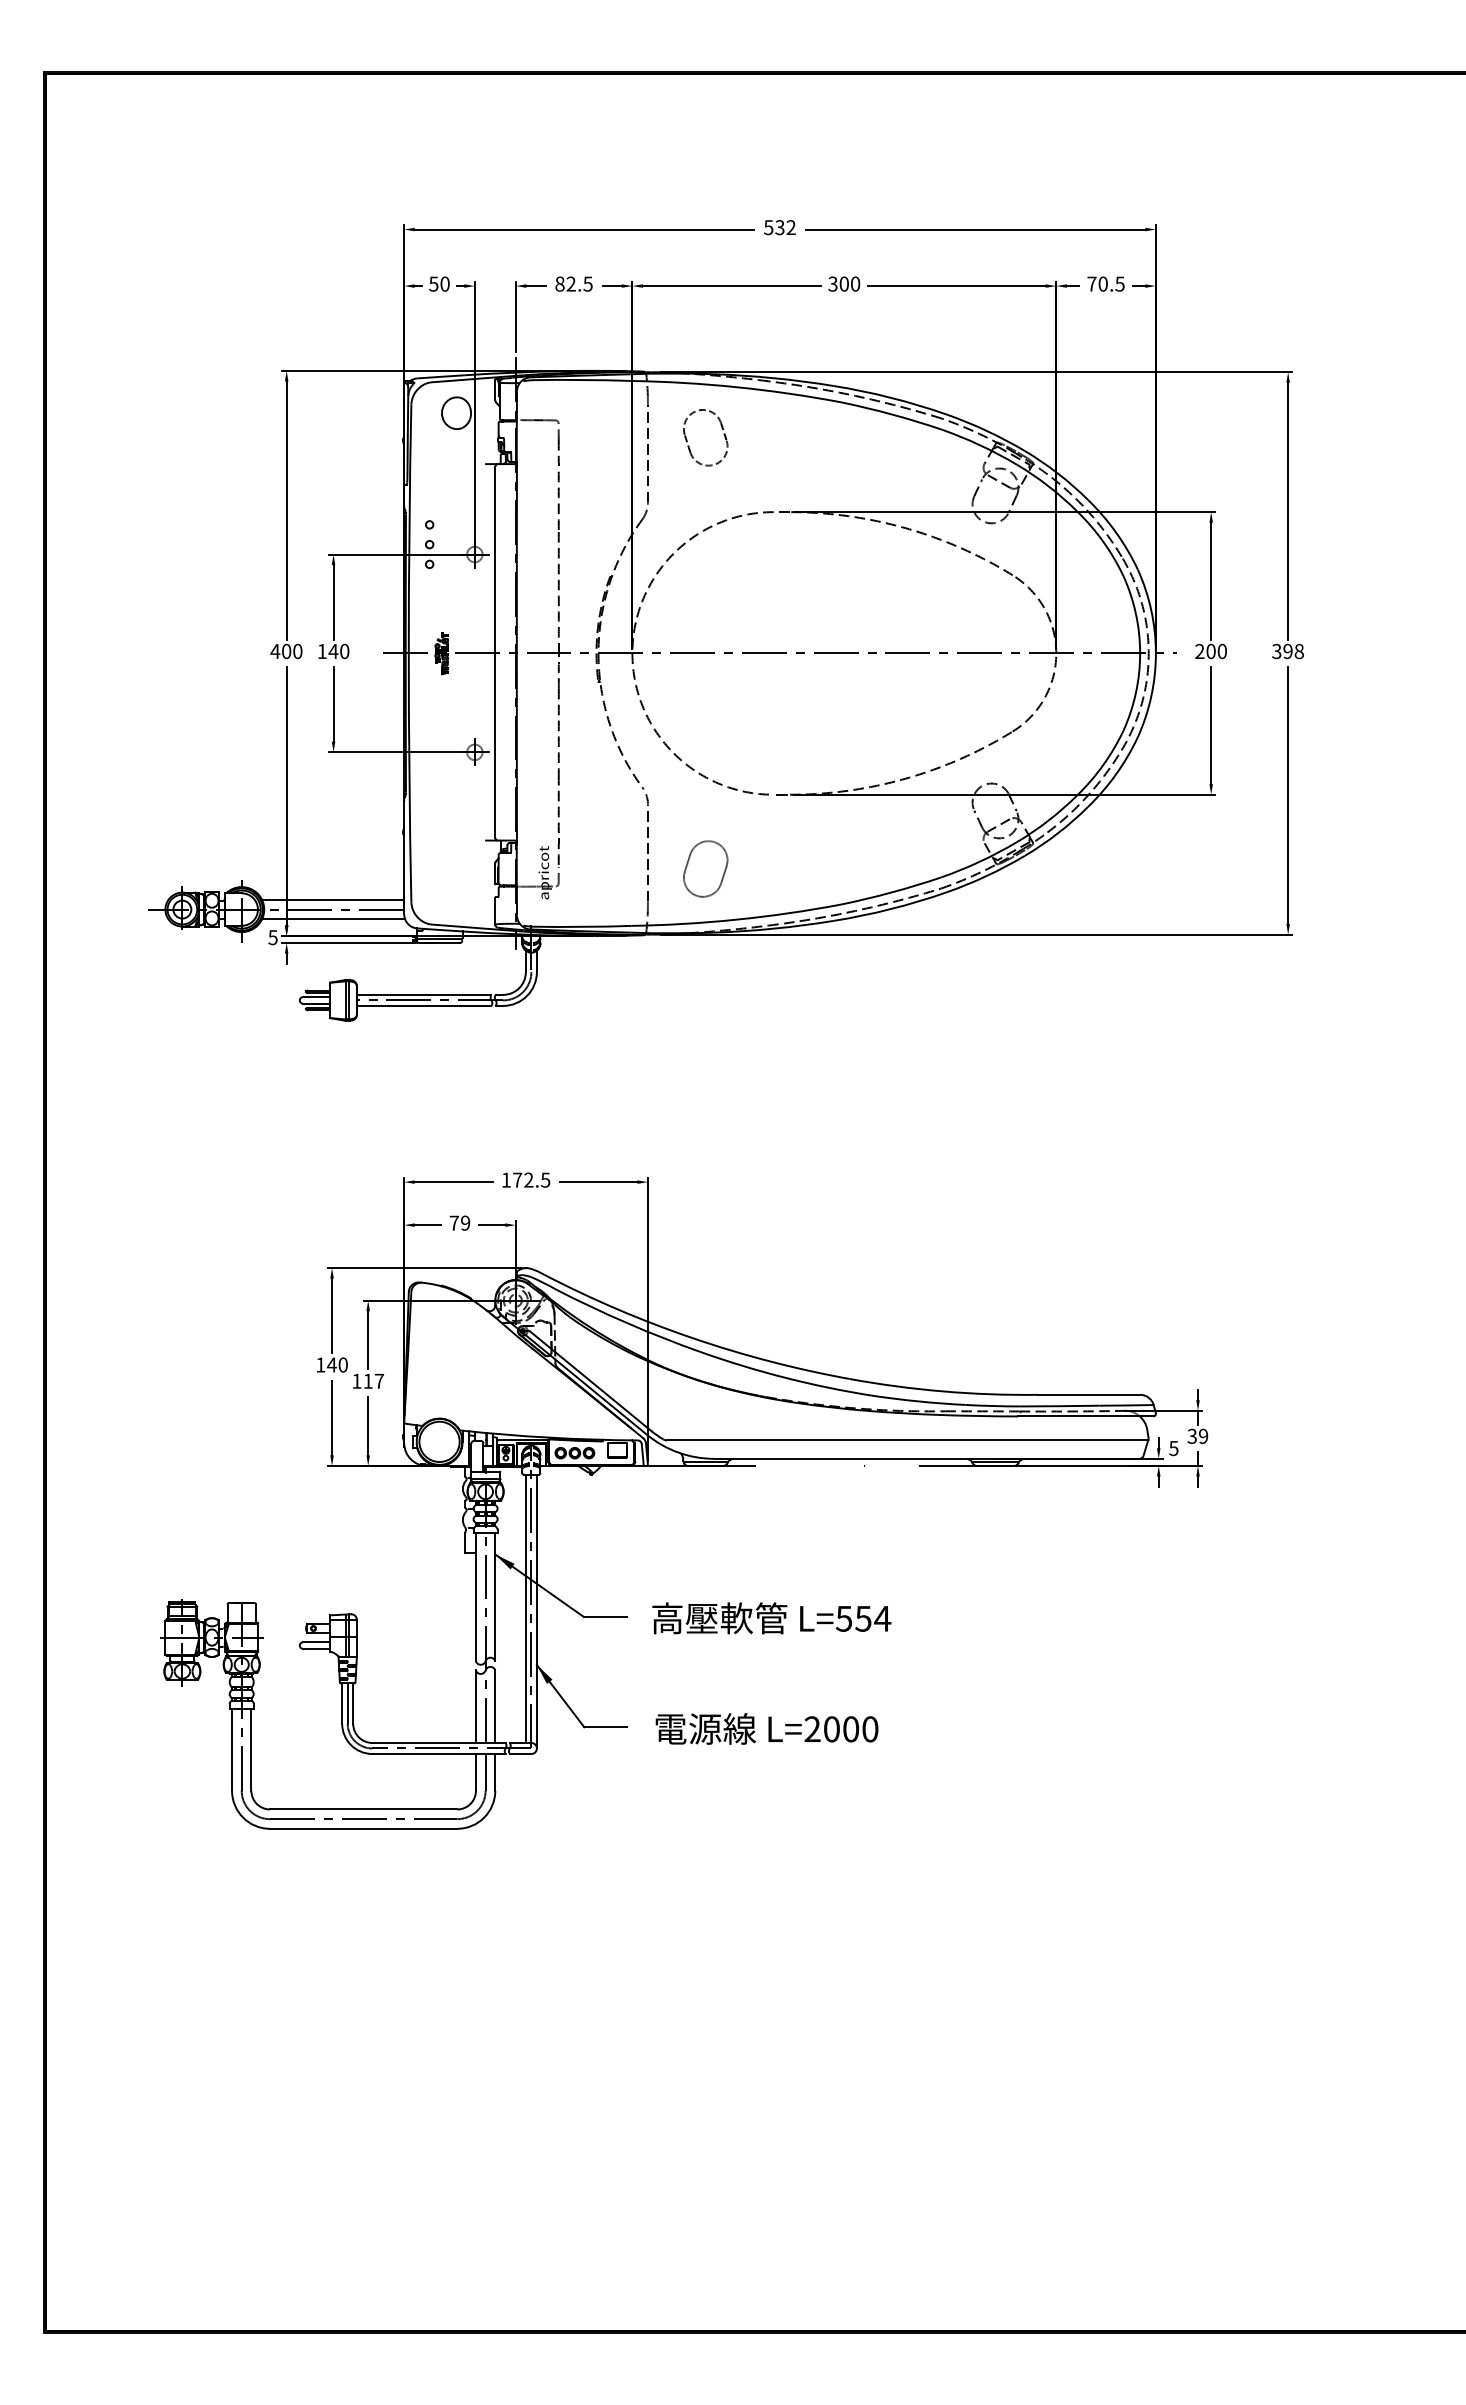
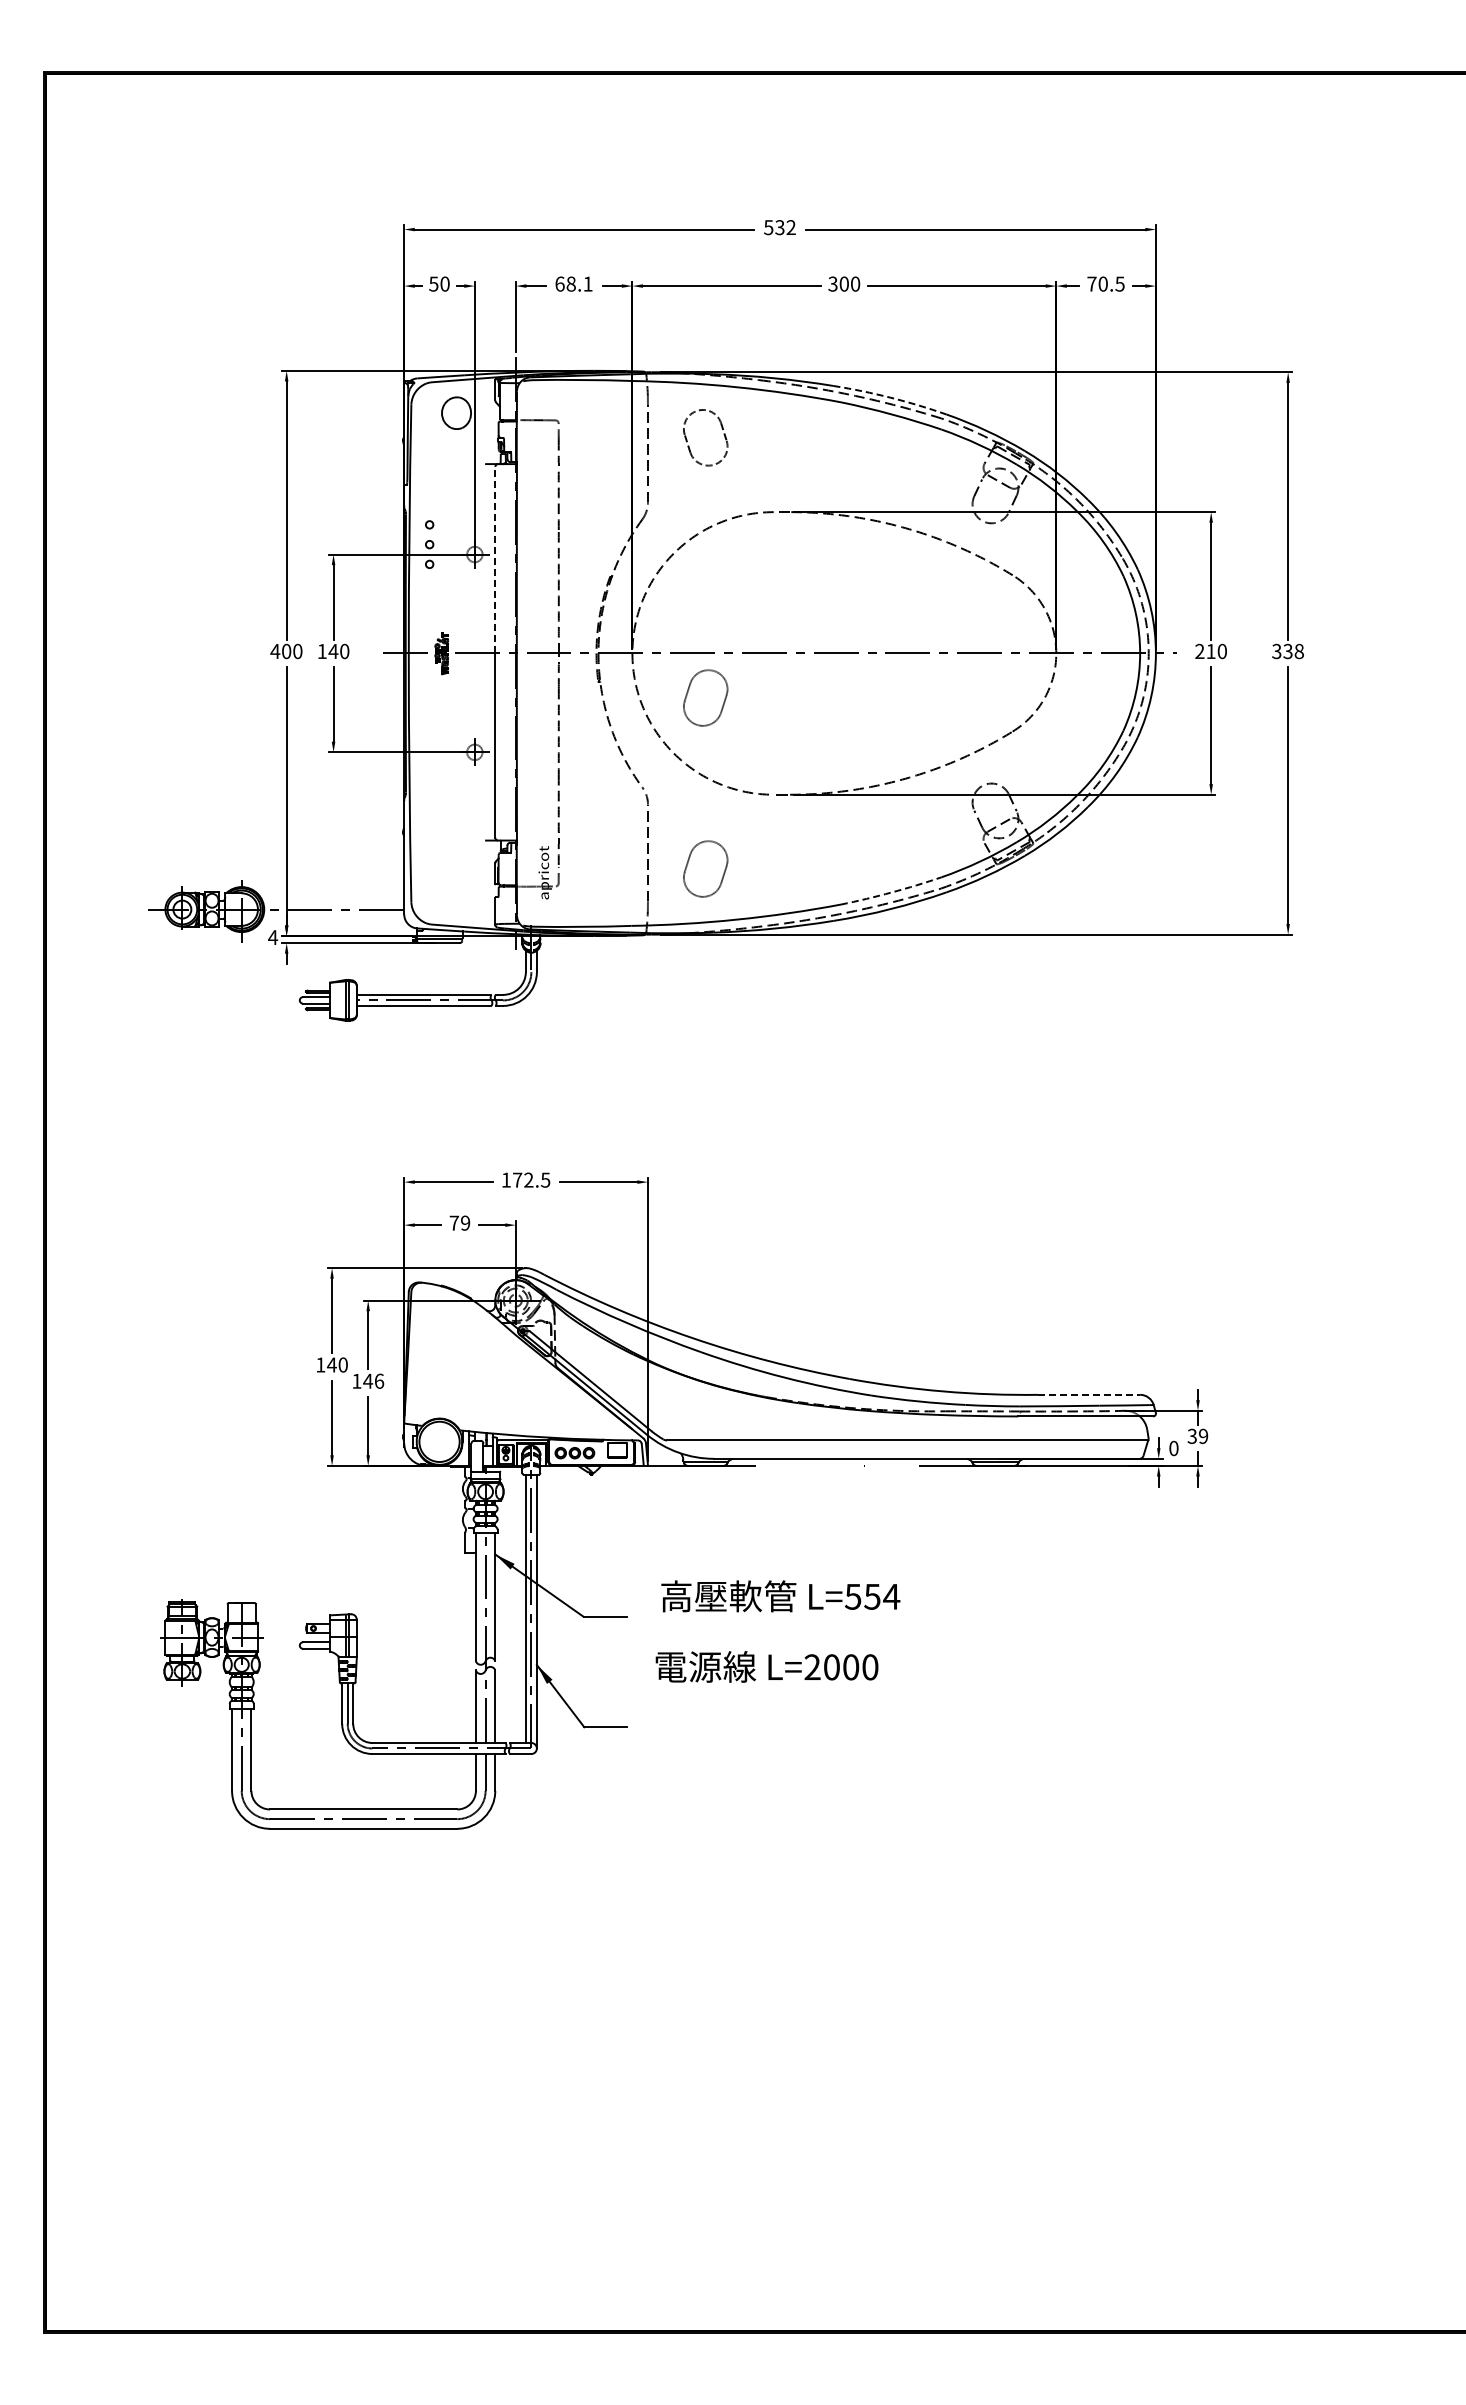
text: 82.5 -> 68.1 (573, 283)
arc: solid -> dashed (890, 397)
line: solid -> dashed (495, 559)
text: 200 -> 210 (1210, 651)
text: 398 -> 338 (1287, 651)
part: none -> present (705, 697)
arc: solid -> dashed (891, 892)
line: present -> none (333, 899)
line: present -> none (333, 919)
text: 5 -> 4 (273, 937)
text: 117 -> 146 (373, 1380)
line: solid -> dashed (1089, 1394)
text: 5 -> 0 (1173, 1447)
text position: (771, 1618) -> (780, 1596) (780, 1596)
text position: (766, 1728) -> (766, 1666) (766, 1666)
